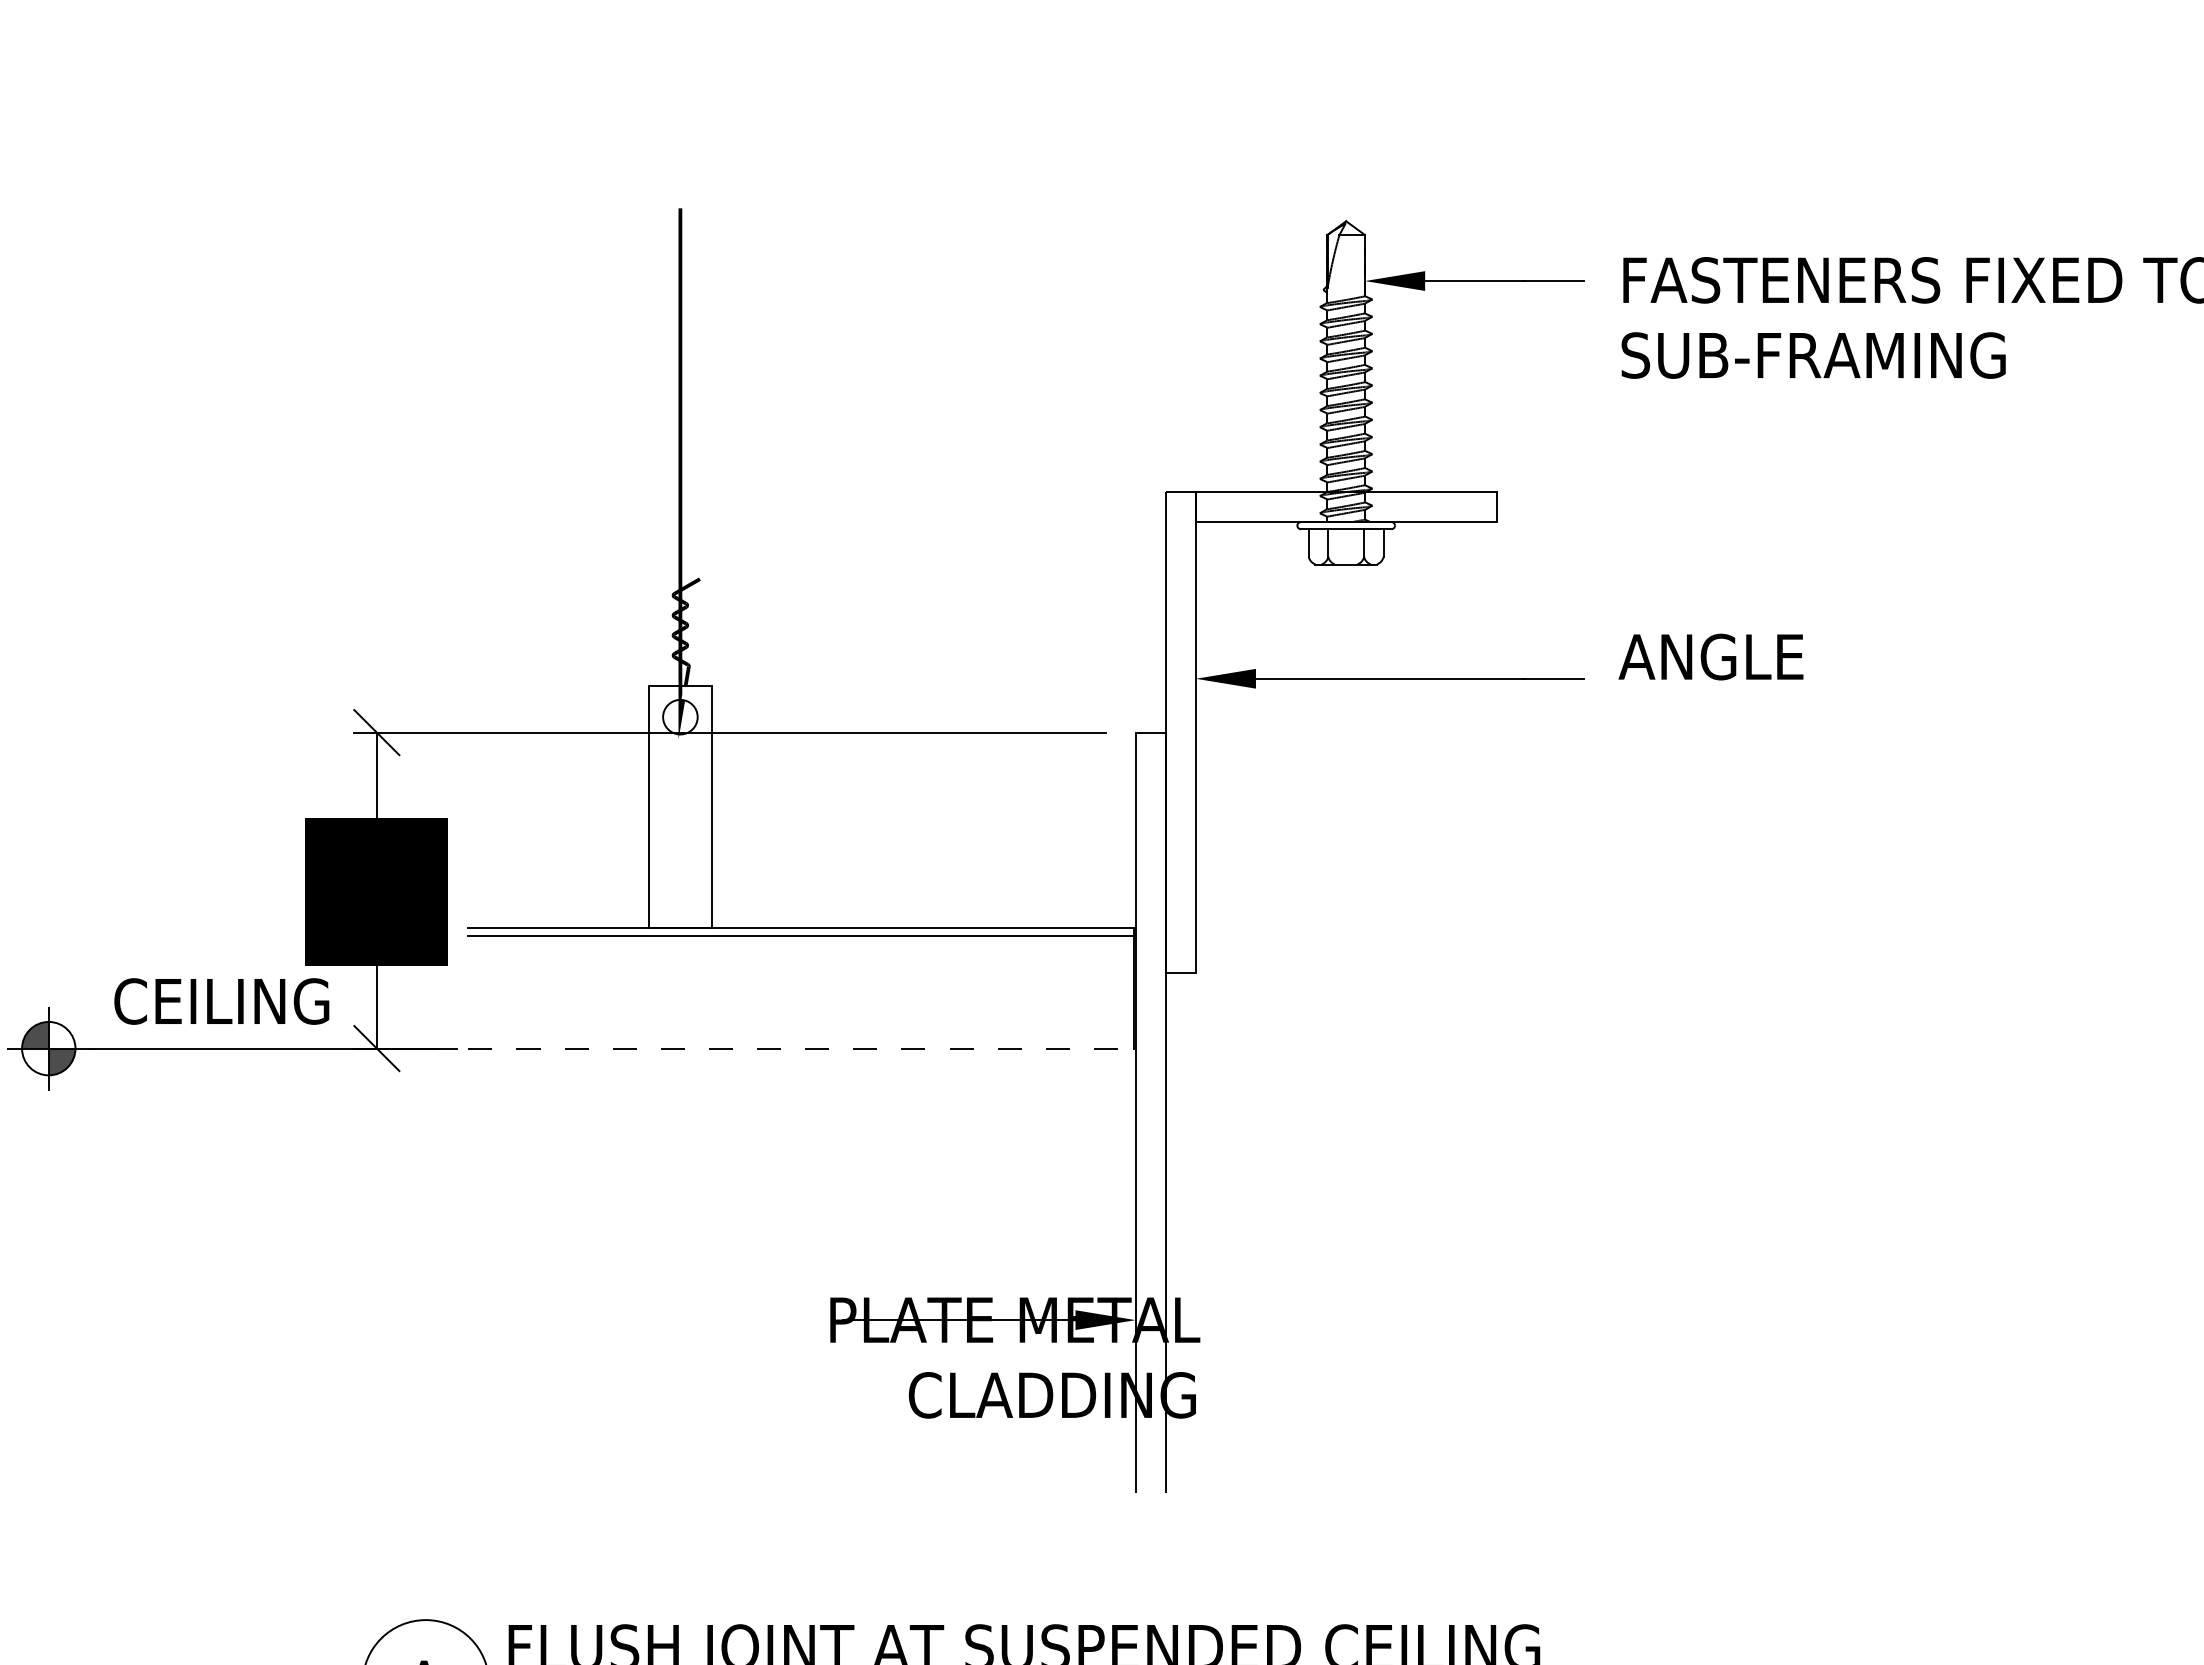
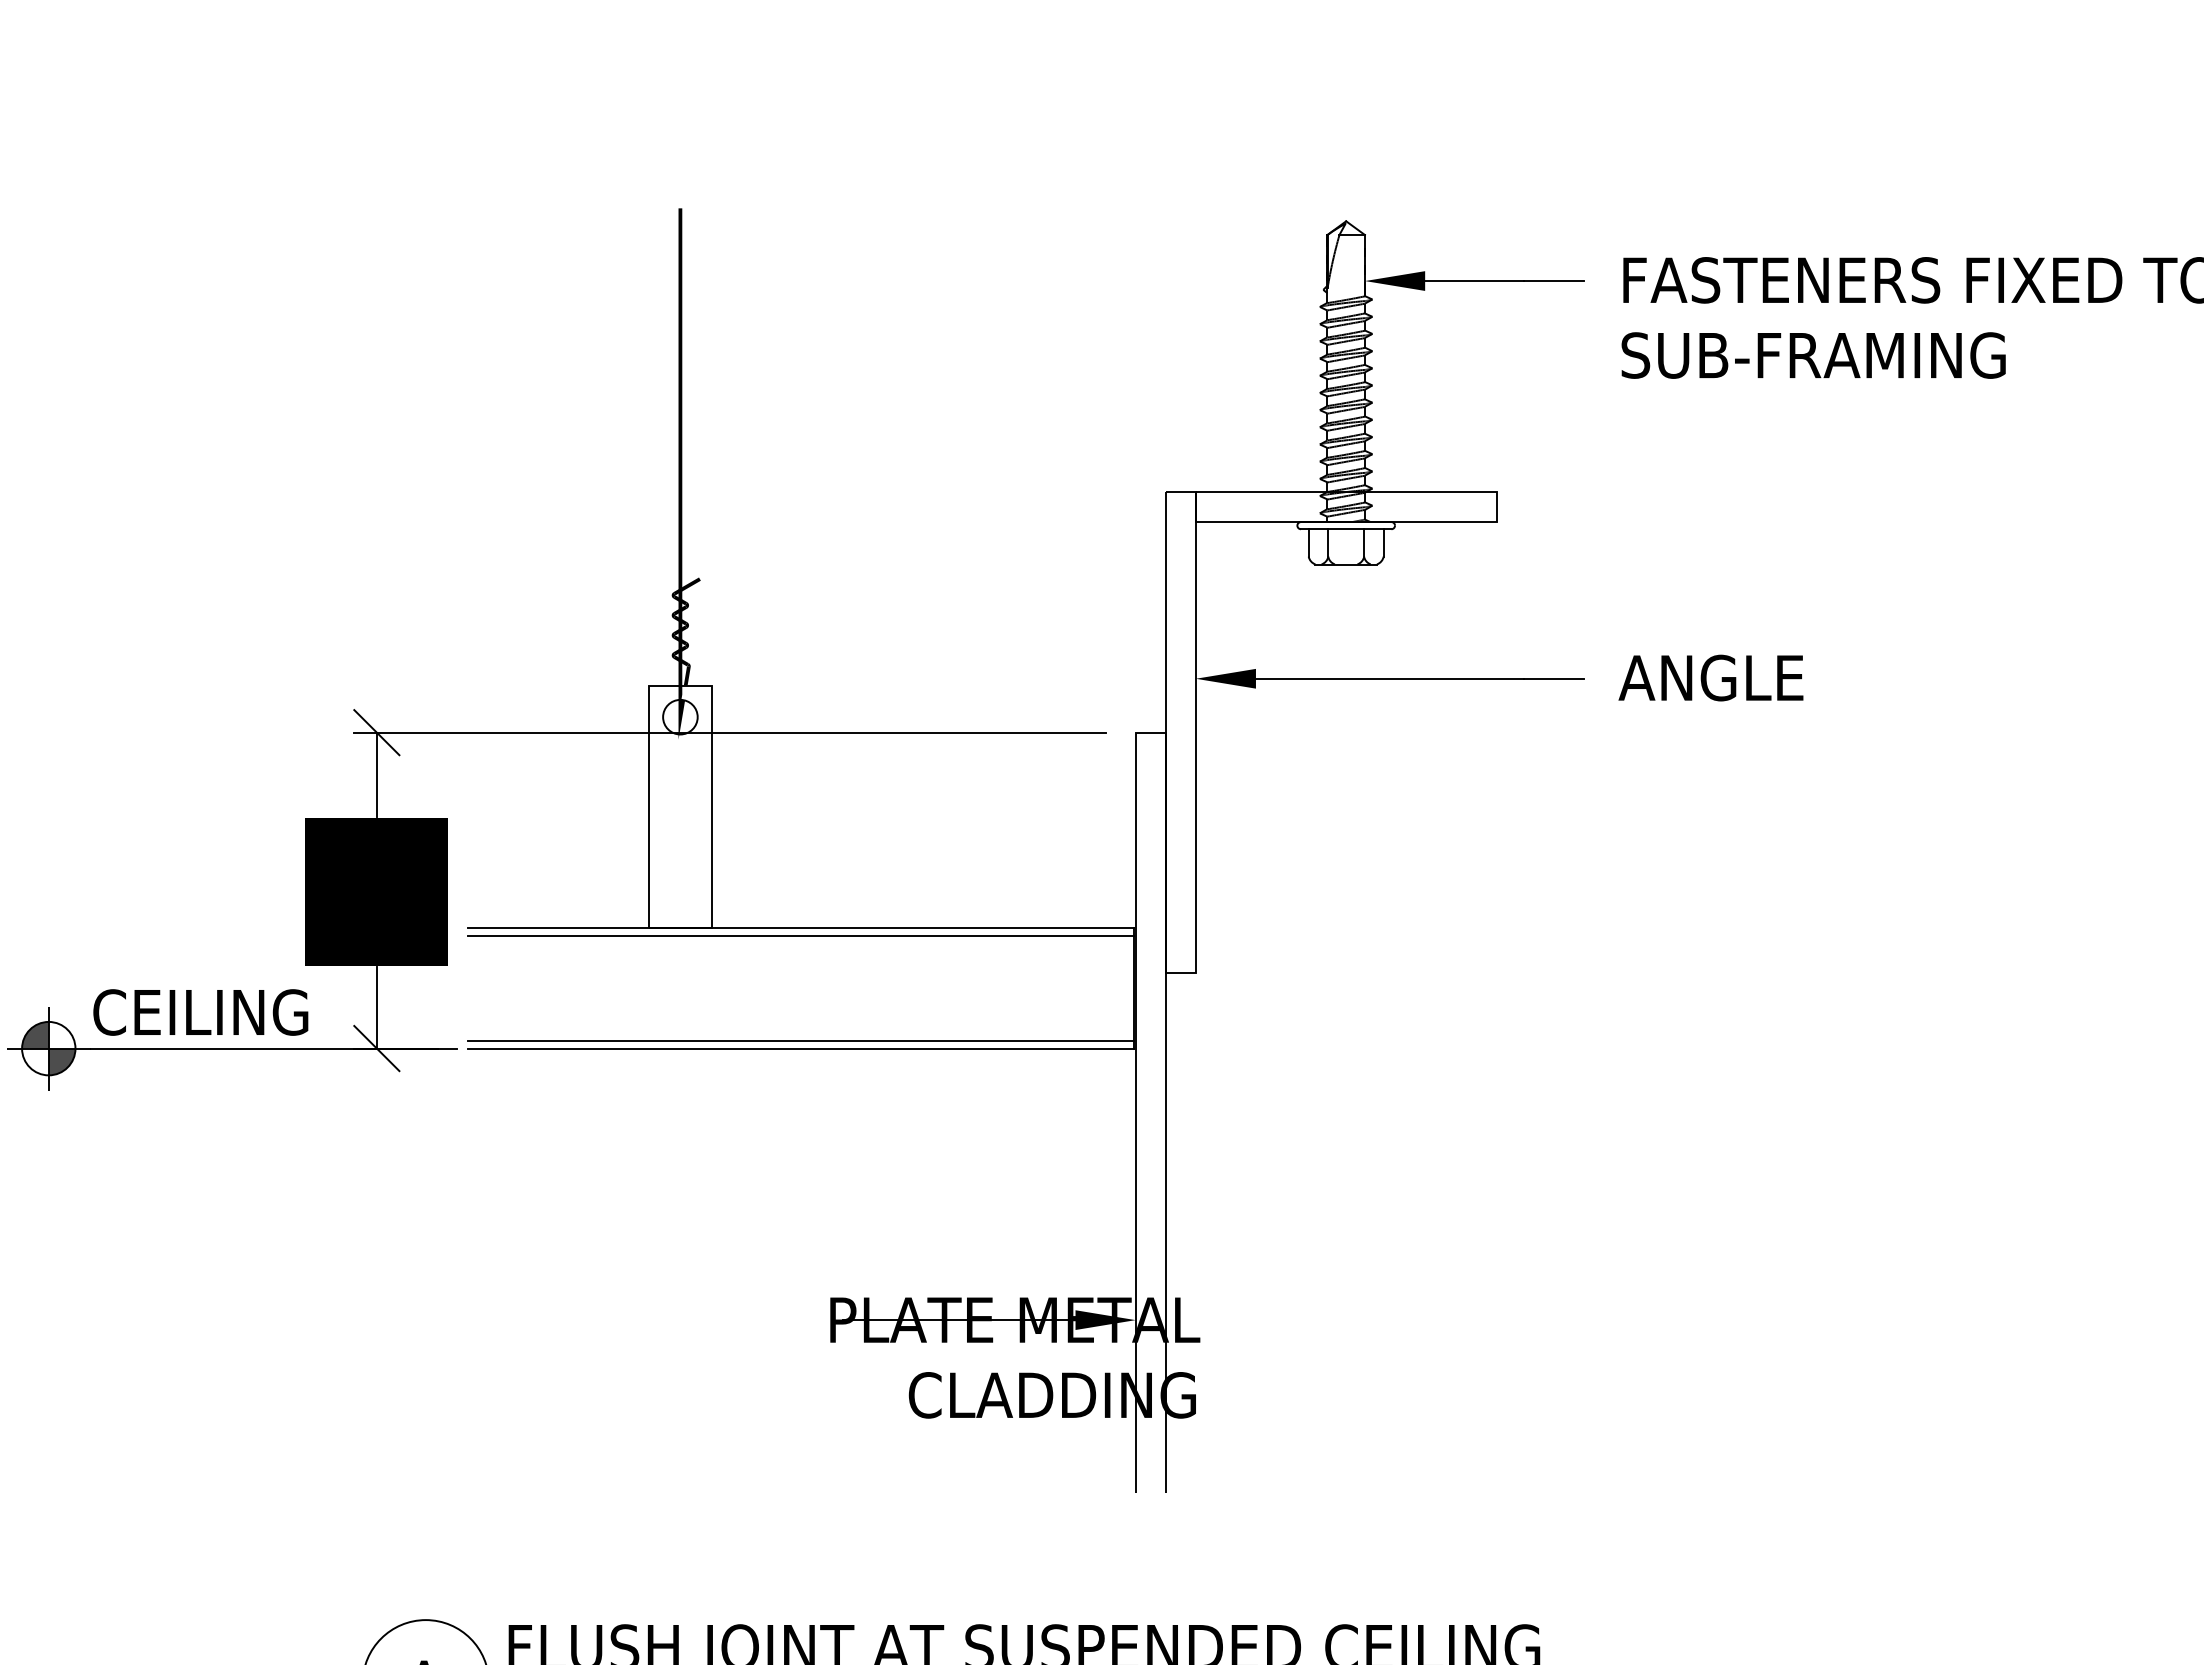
text position: (1710, 656) -> (1710, 677) (1710, 677)
text position: (221, 1001) -> (200, 1012) (200, 1012)
line: none -> present (801, 1041)
line: dashed -> solid (801, 1048)
